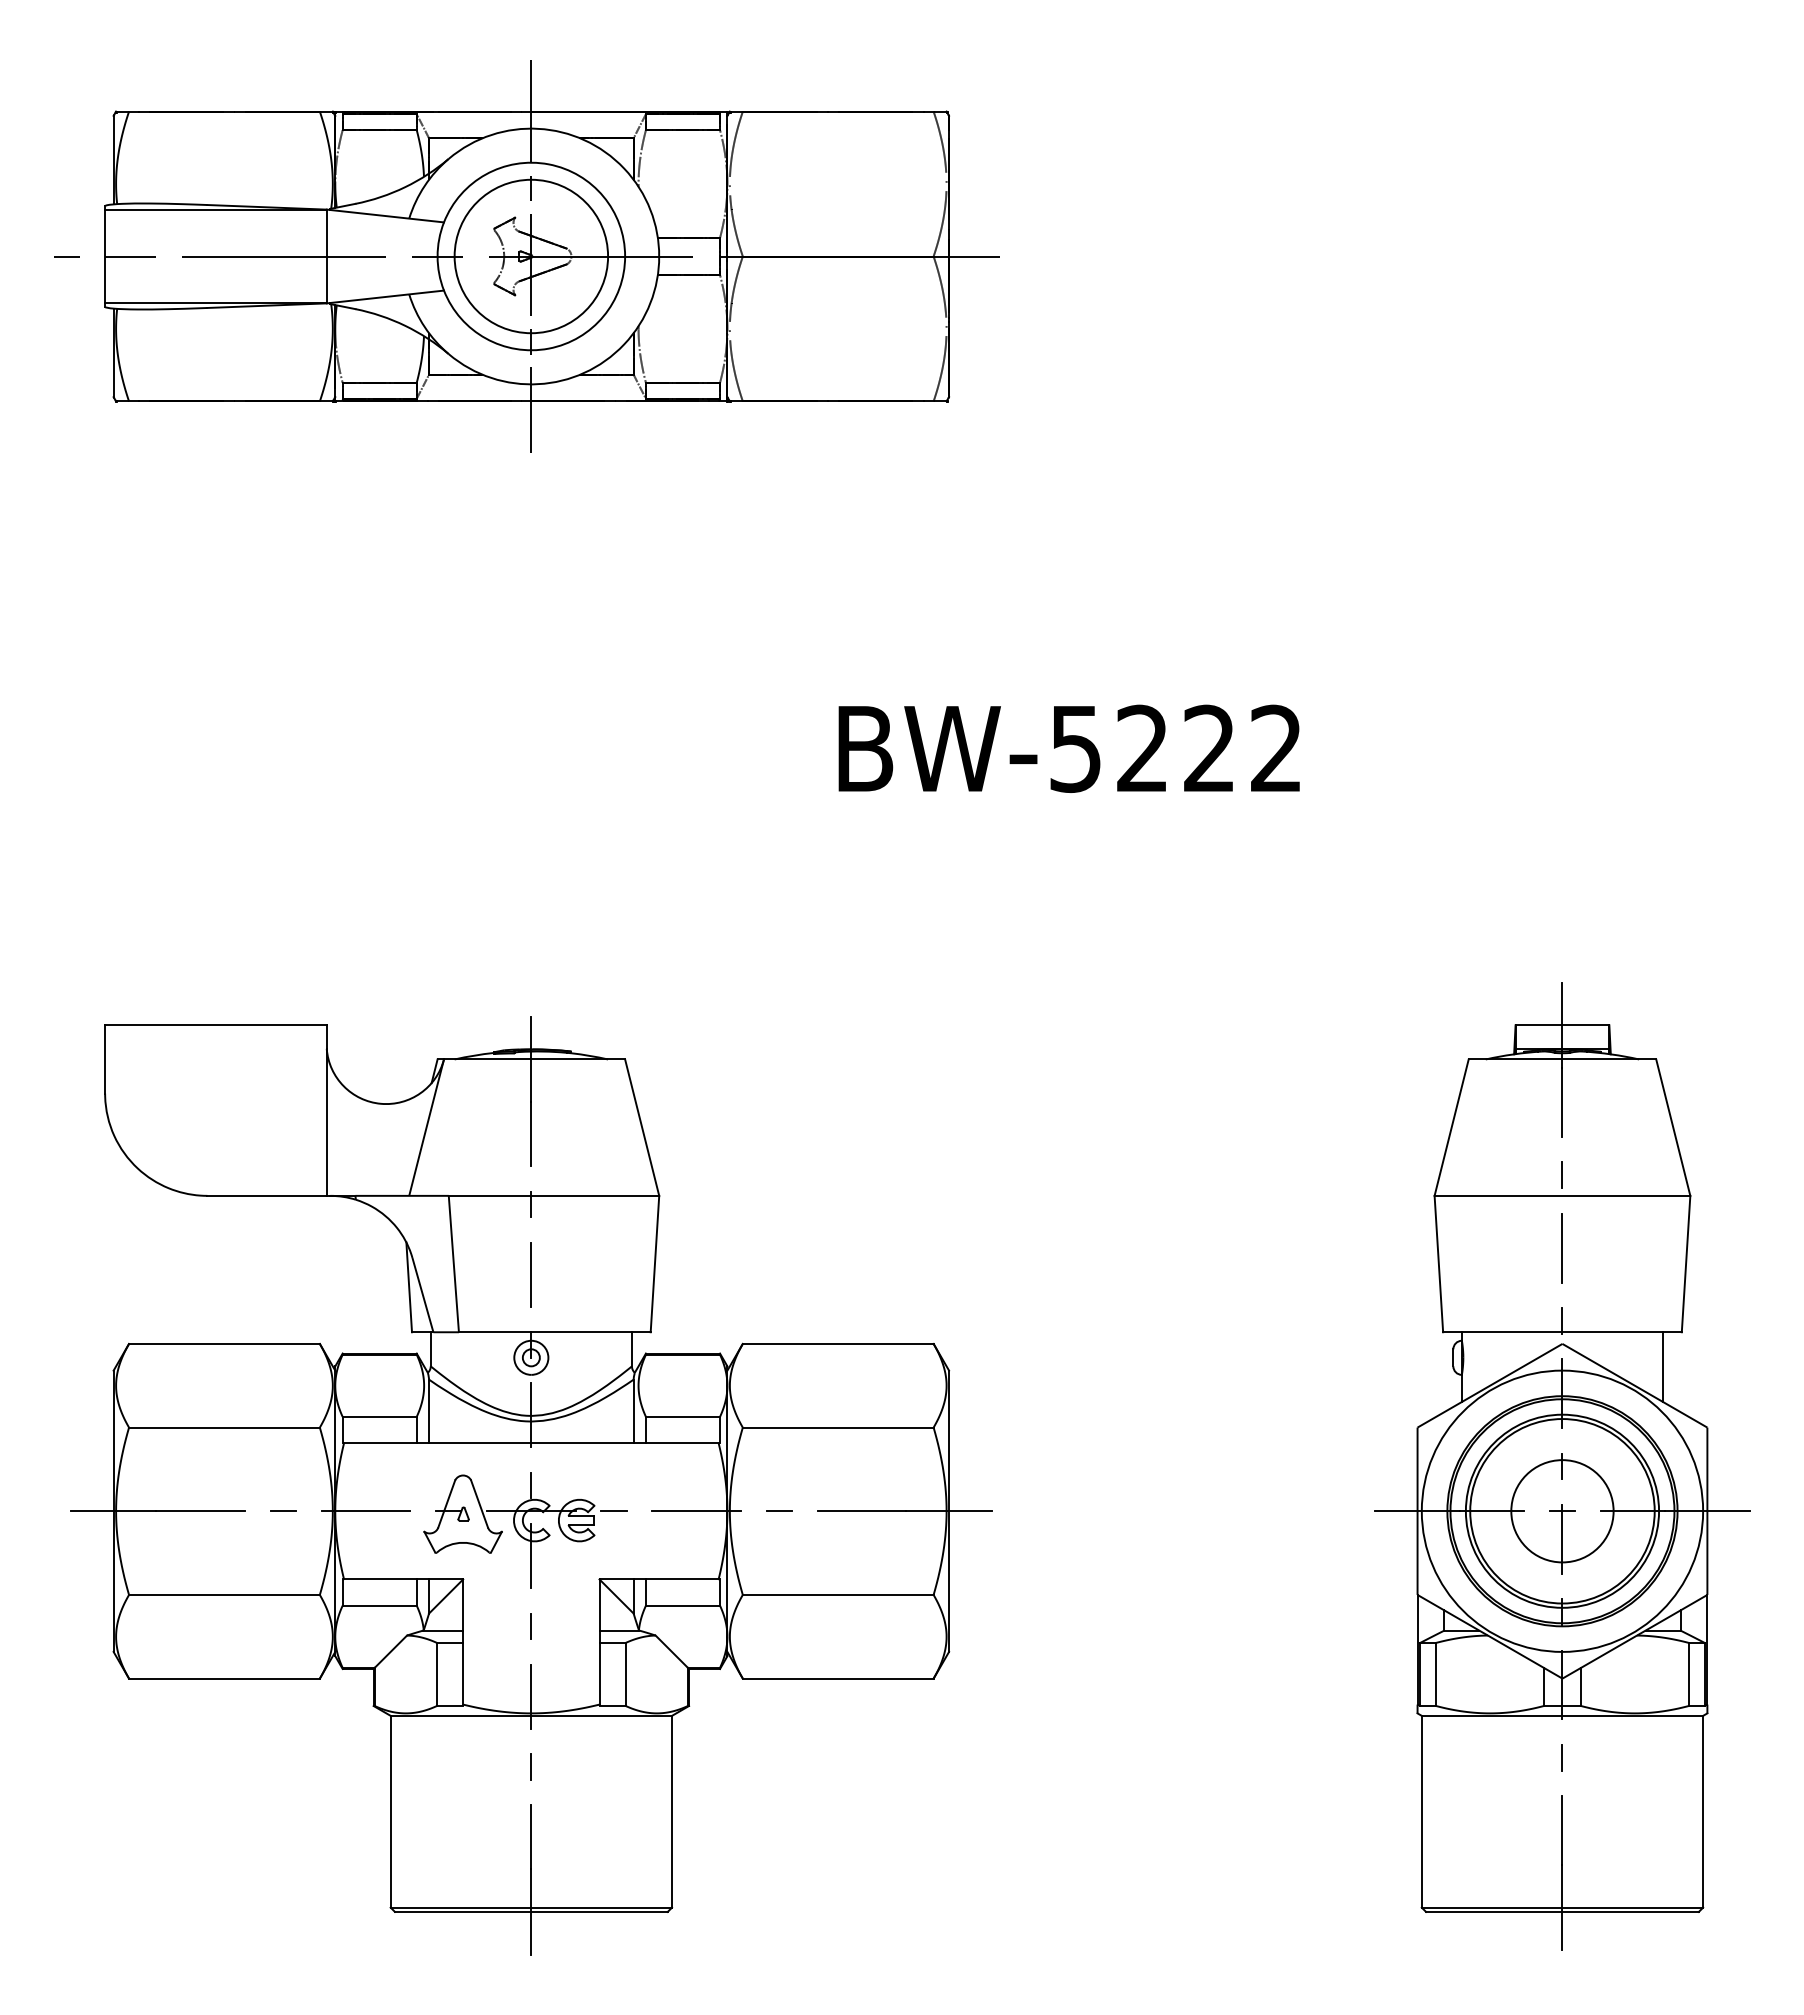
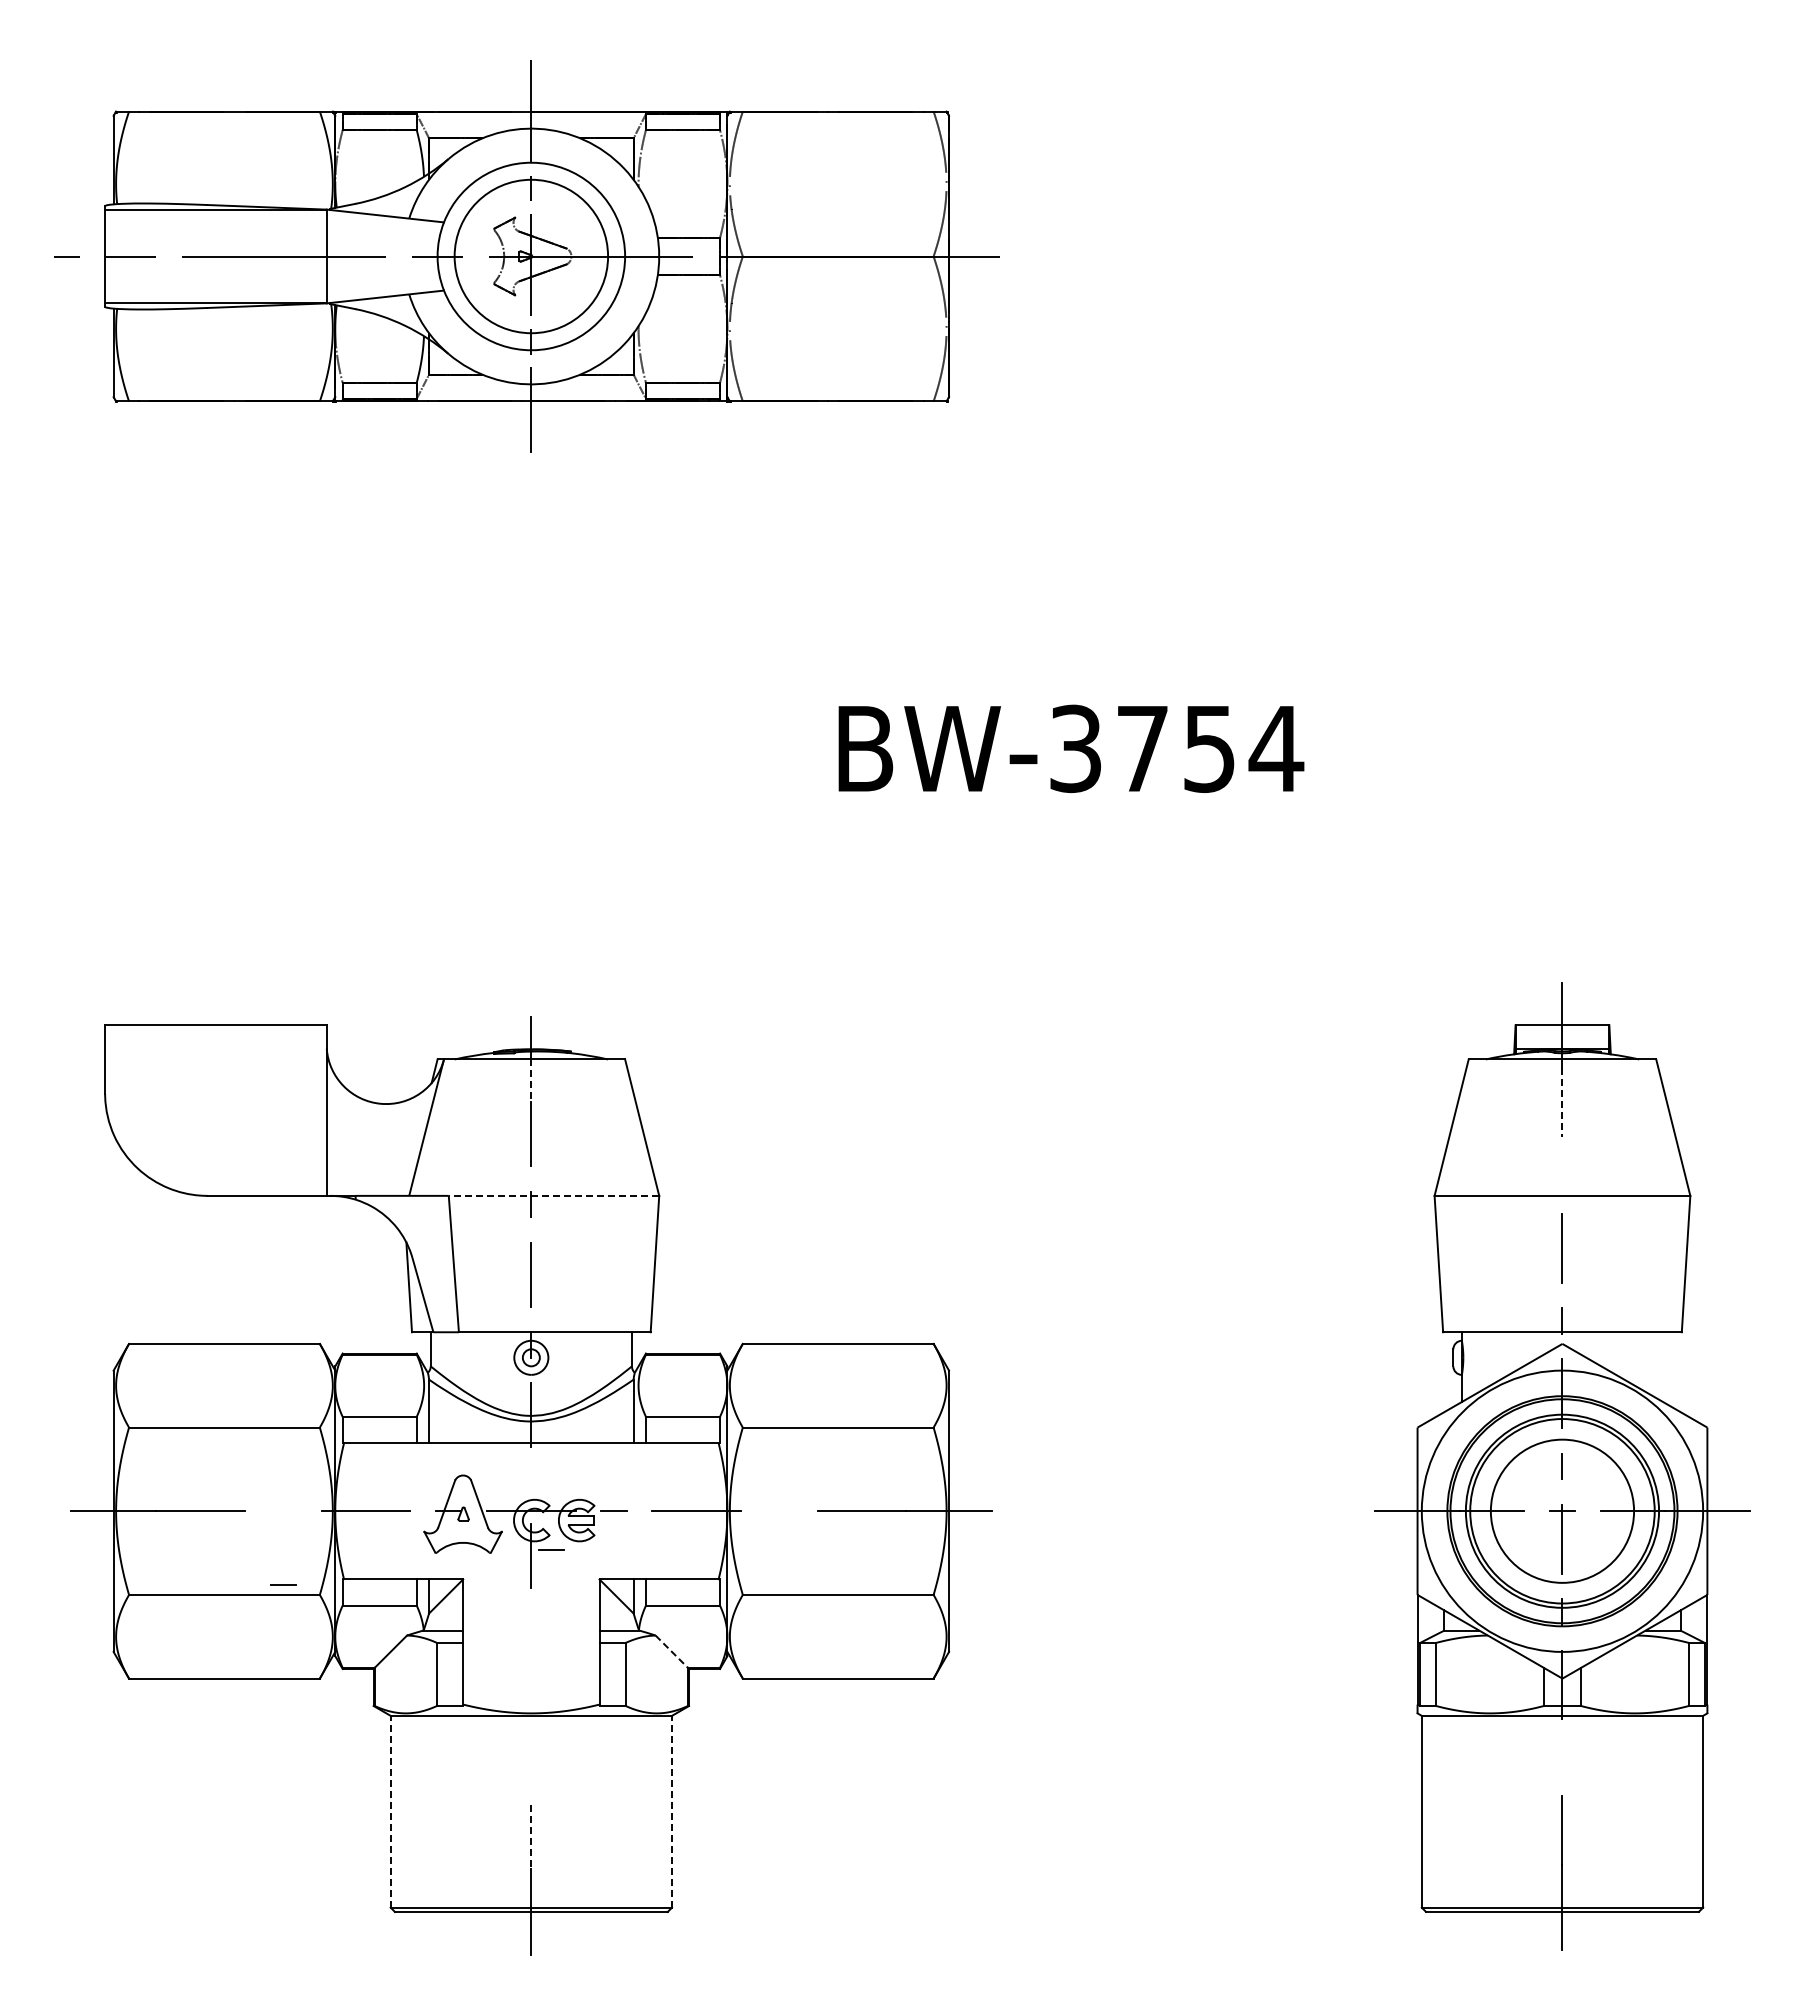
text: BW-5222 -> BW-3754 (1177, 748)
line: solid -> dashed (531, 1081)
line: solid -> dashed (1562, 1102)
line: present -> none (1562, 1175)
line: solid -> dashed (553, 1195)
line: present -> none (1663, 1367)
line: present -> none (531, 1485)
line position: (283, 1510) -> (283, 1584) (283, 1584)
line position: (779, 1510) -> (551, 1549) (551, 1549)
circle diameter: 102 px -> 143 px (1562, 1510)
line: present -> none (531, 1626)
line: solid -> dashed (671, 1651)
line: present -> none (531, 1696)
line: present -> none (1562, 1757)
line: present -> none (531, 1766)
line: solid -> dashed (390, 1811)
line: solid -> dashed (672, 1811)
line: solid -> dashed (531, 1837)
